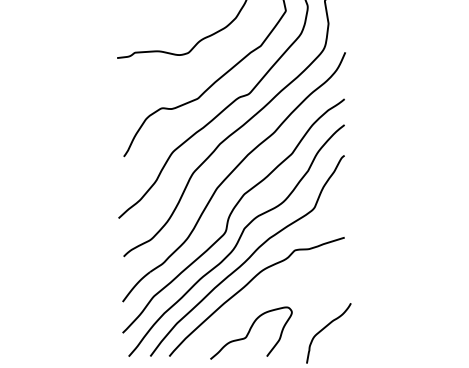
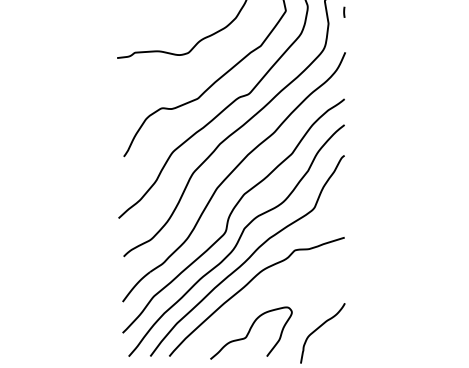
curve: none -> present (344, 11)
curve position: (324, 329) -> (318, 329) (318, 329)
